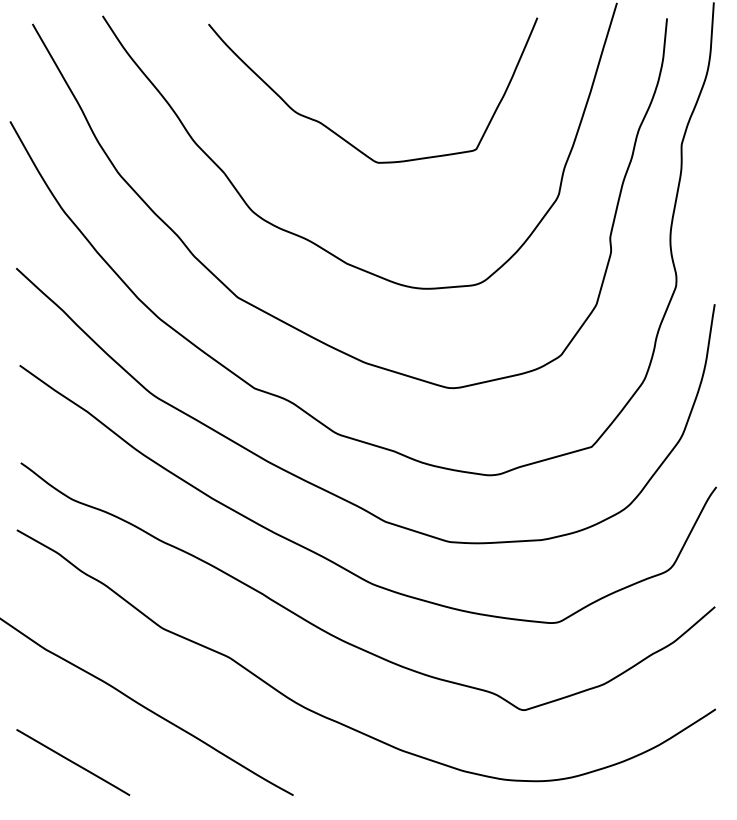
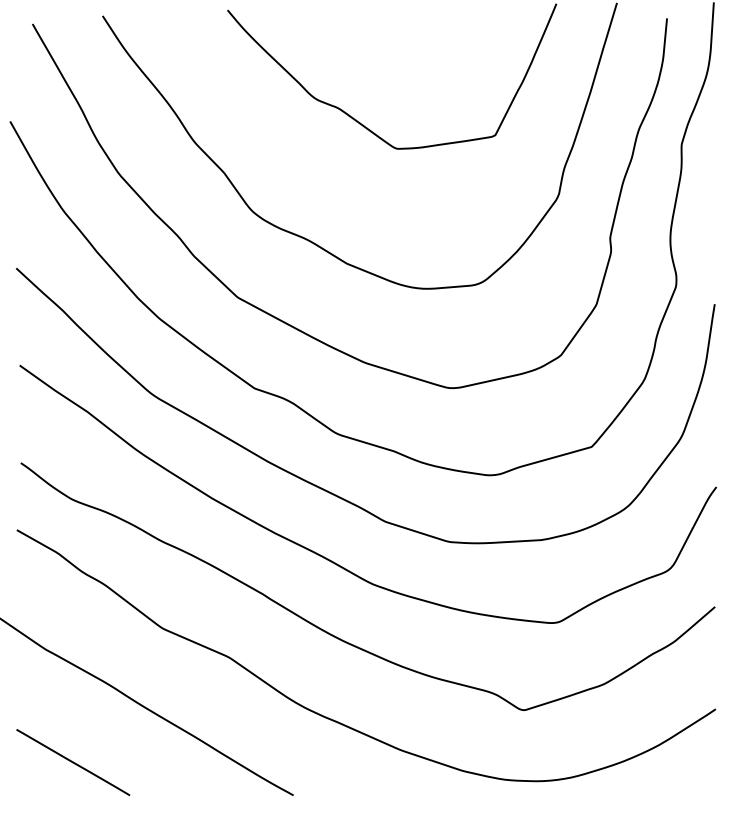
curve position: (340, 135) -> (359, 121) (359, 121)
